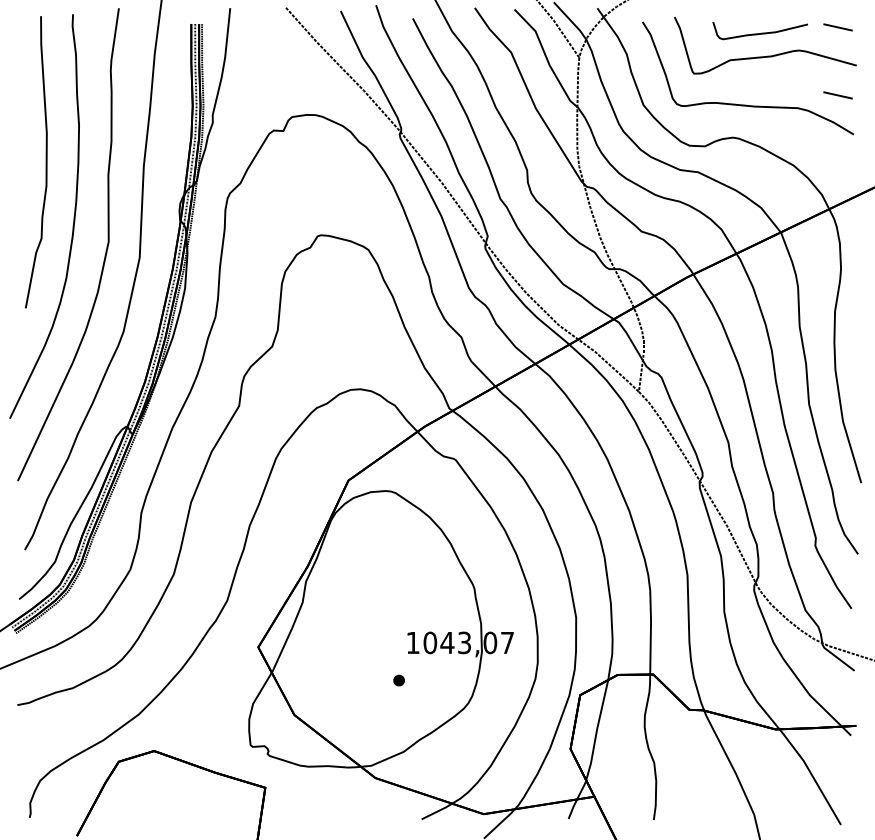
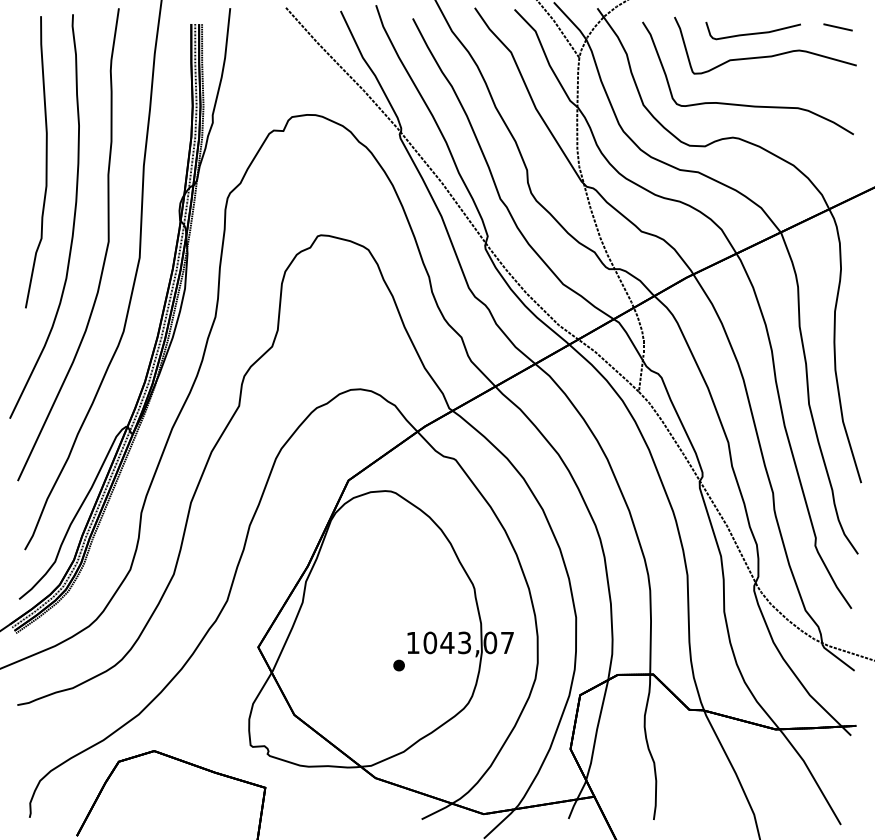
curve position: (761, 32) -> (754, 32) (754, 32)
line: present -> none (837, 95)
part position: (398, 680) -> (398, 665) (398, 665)
